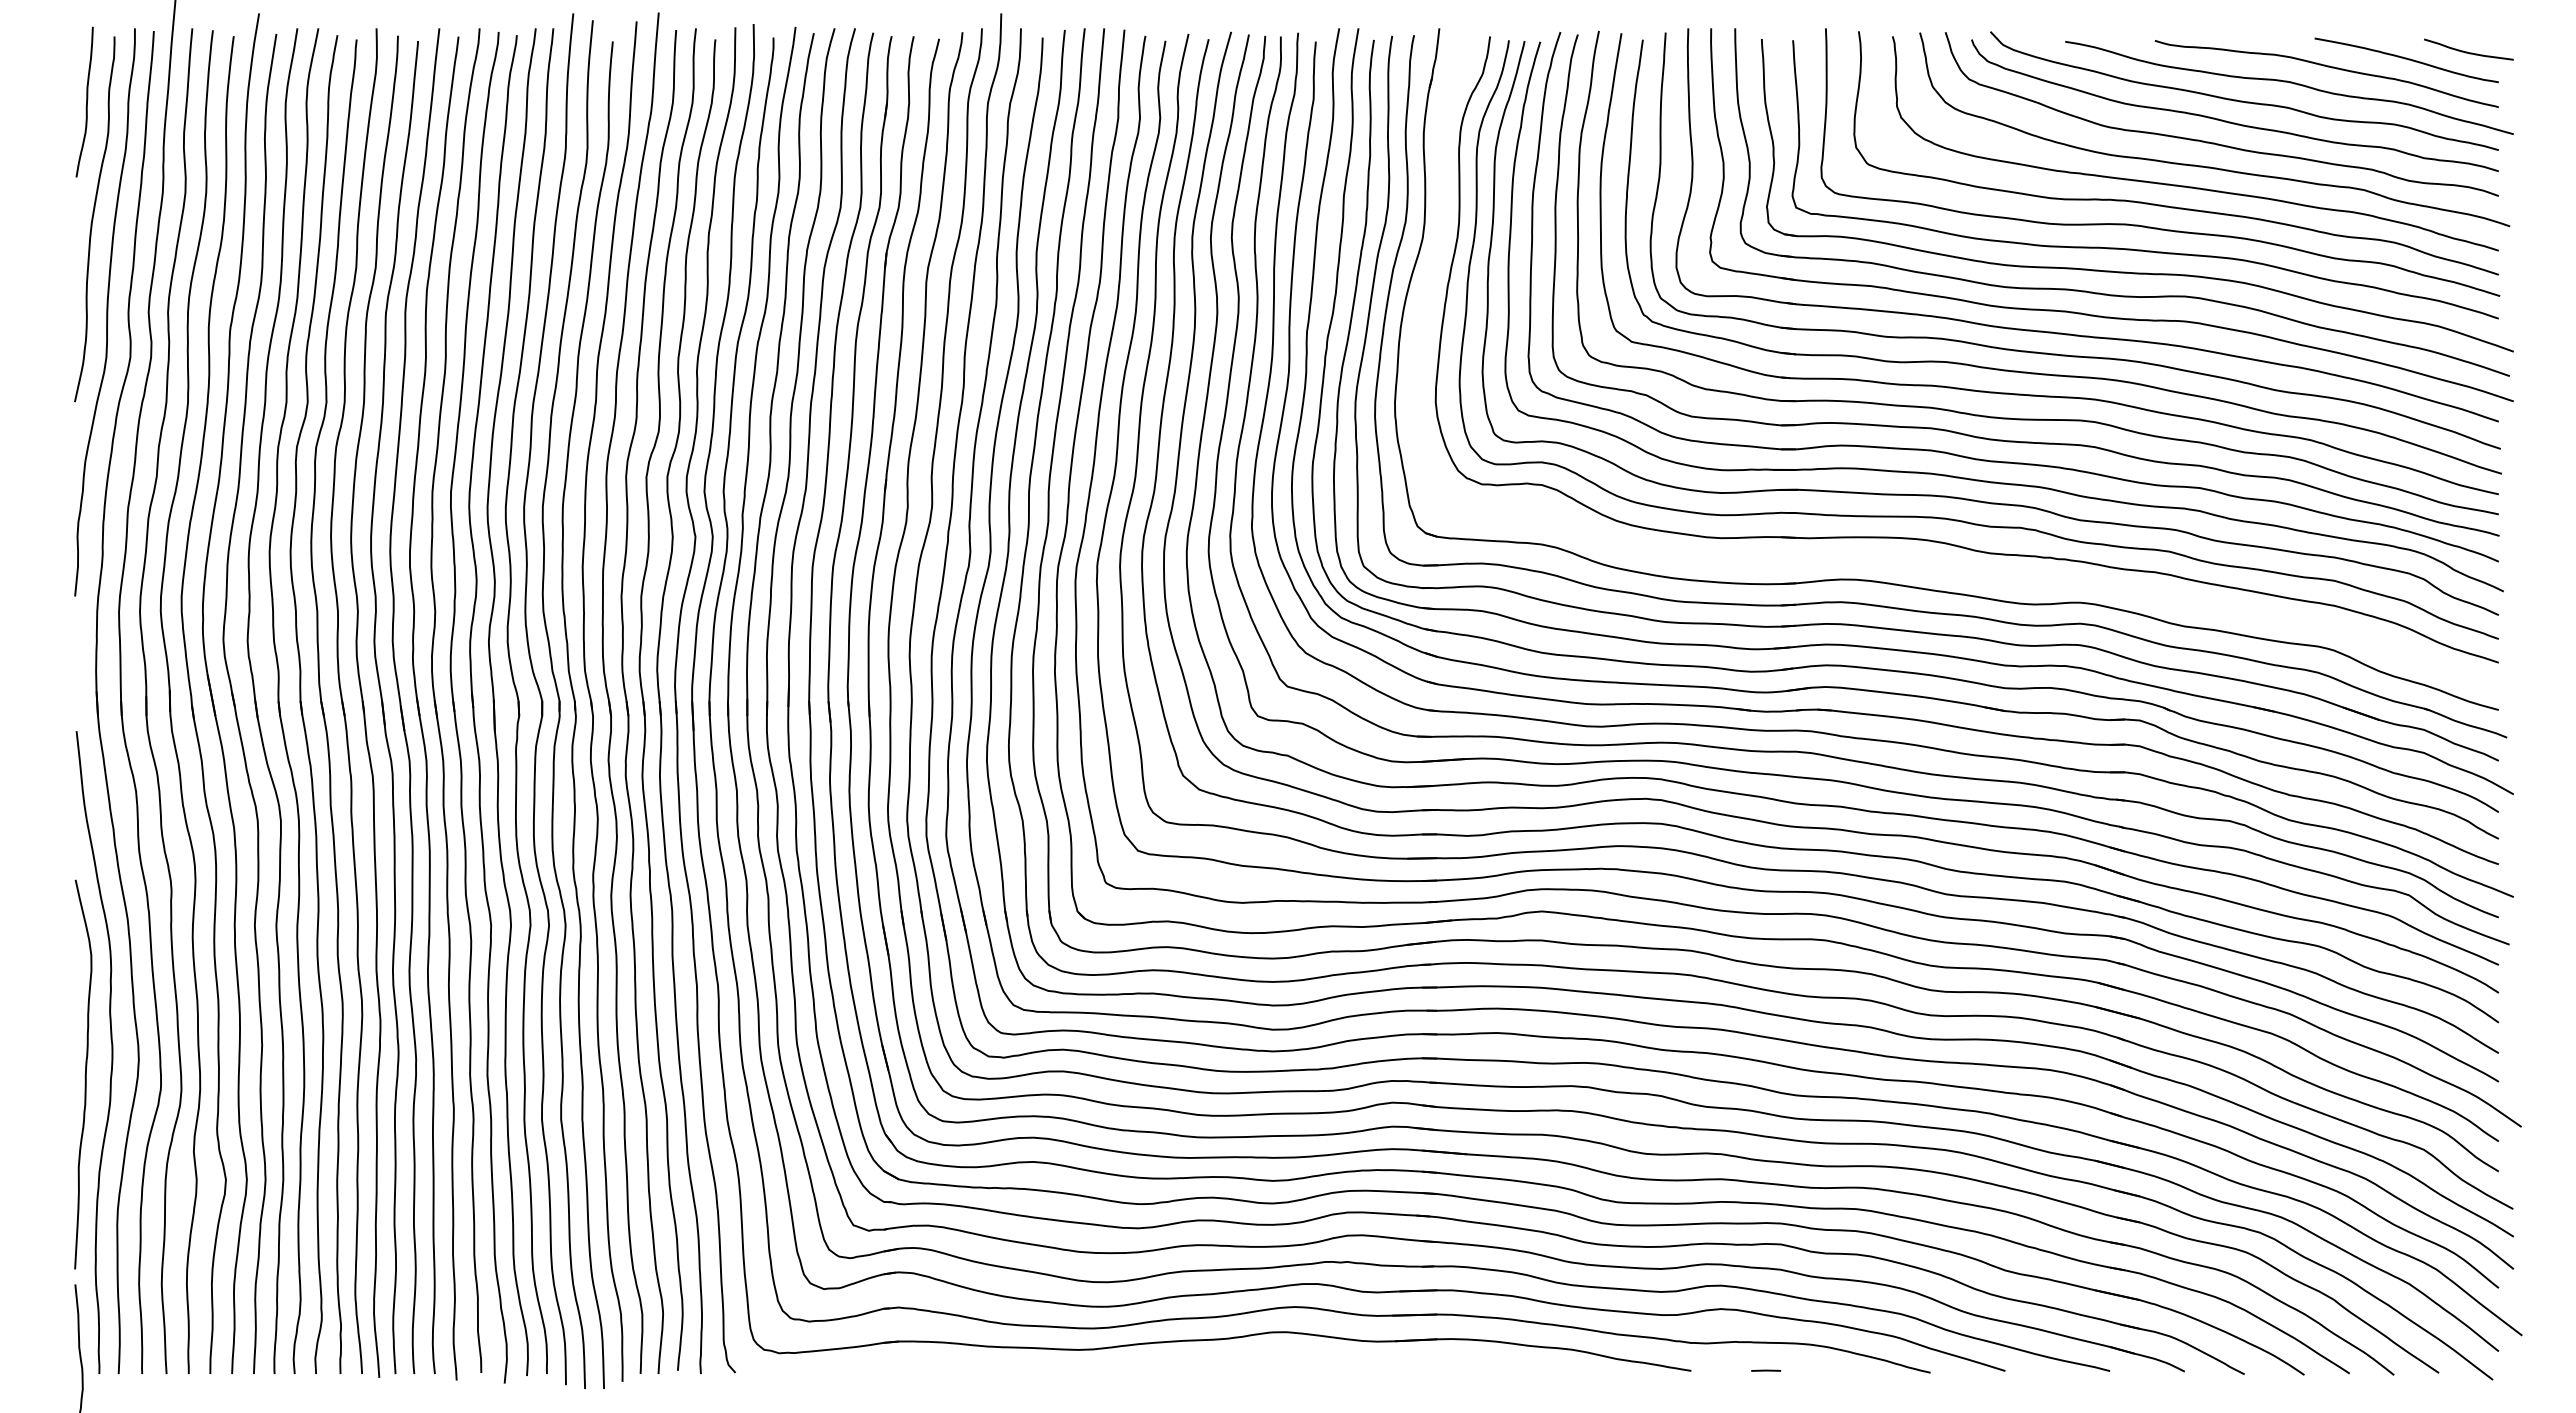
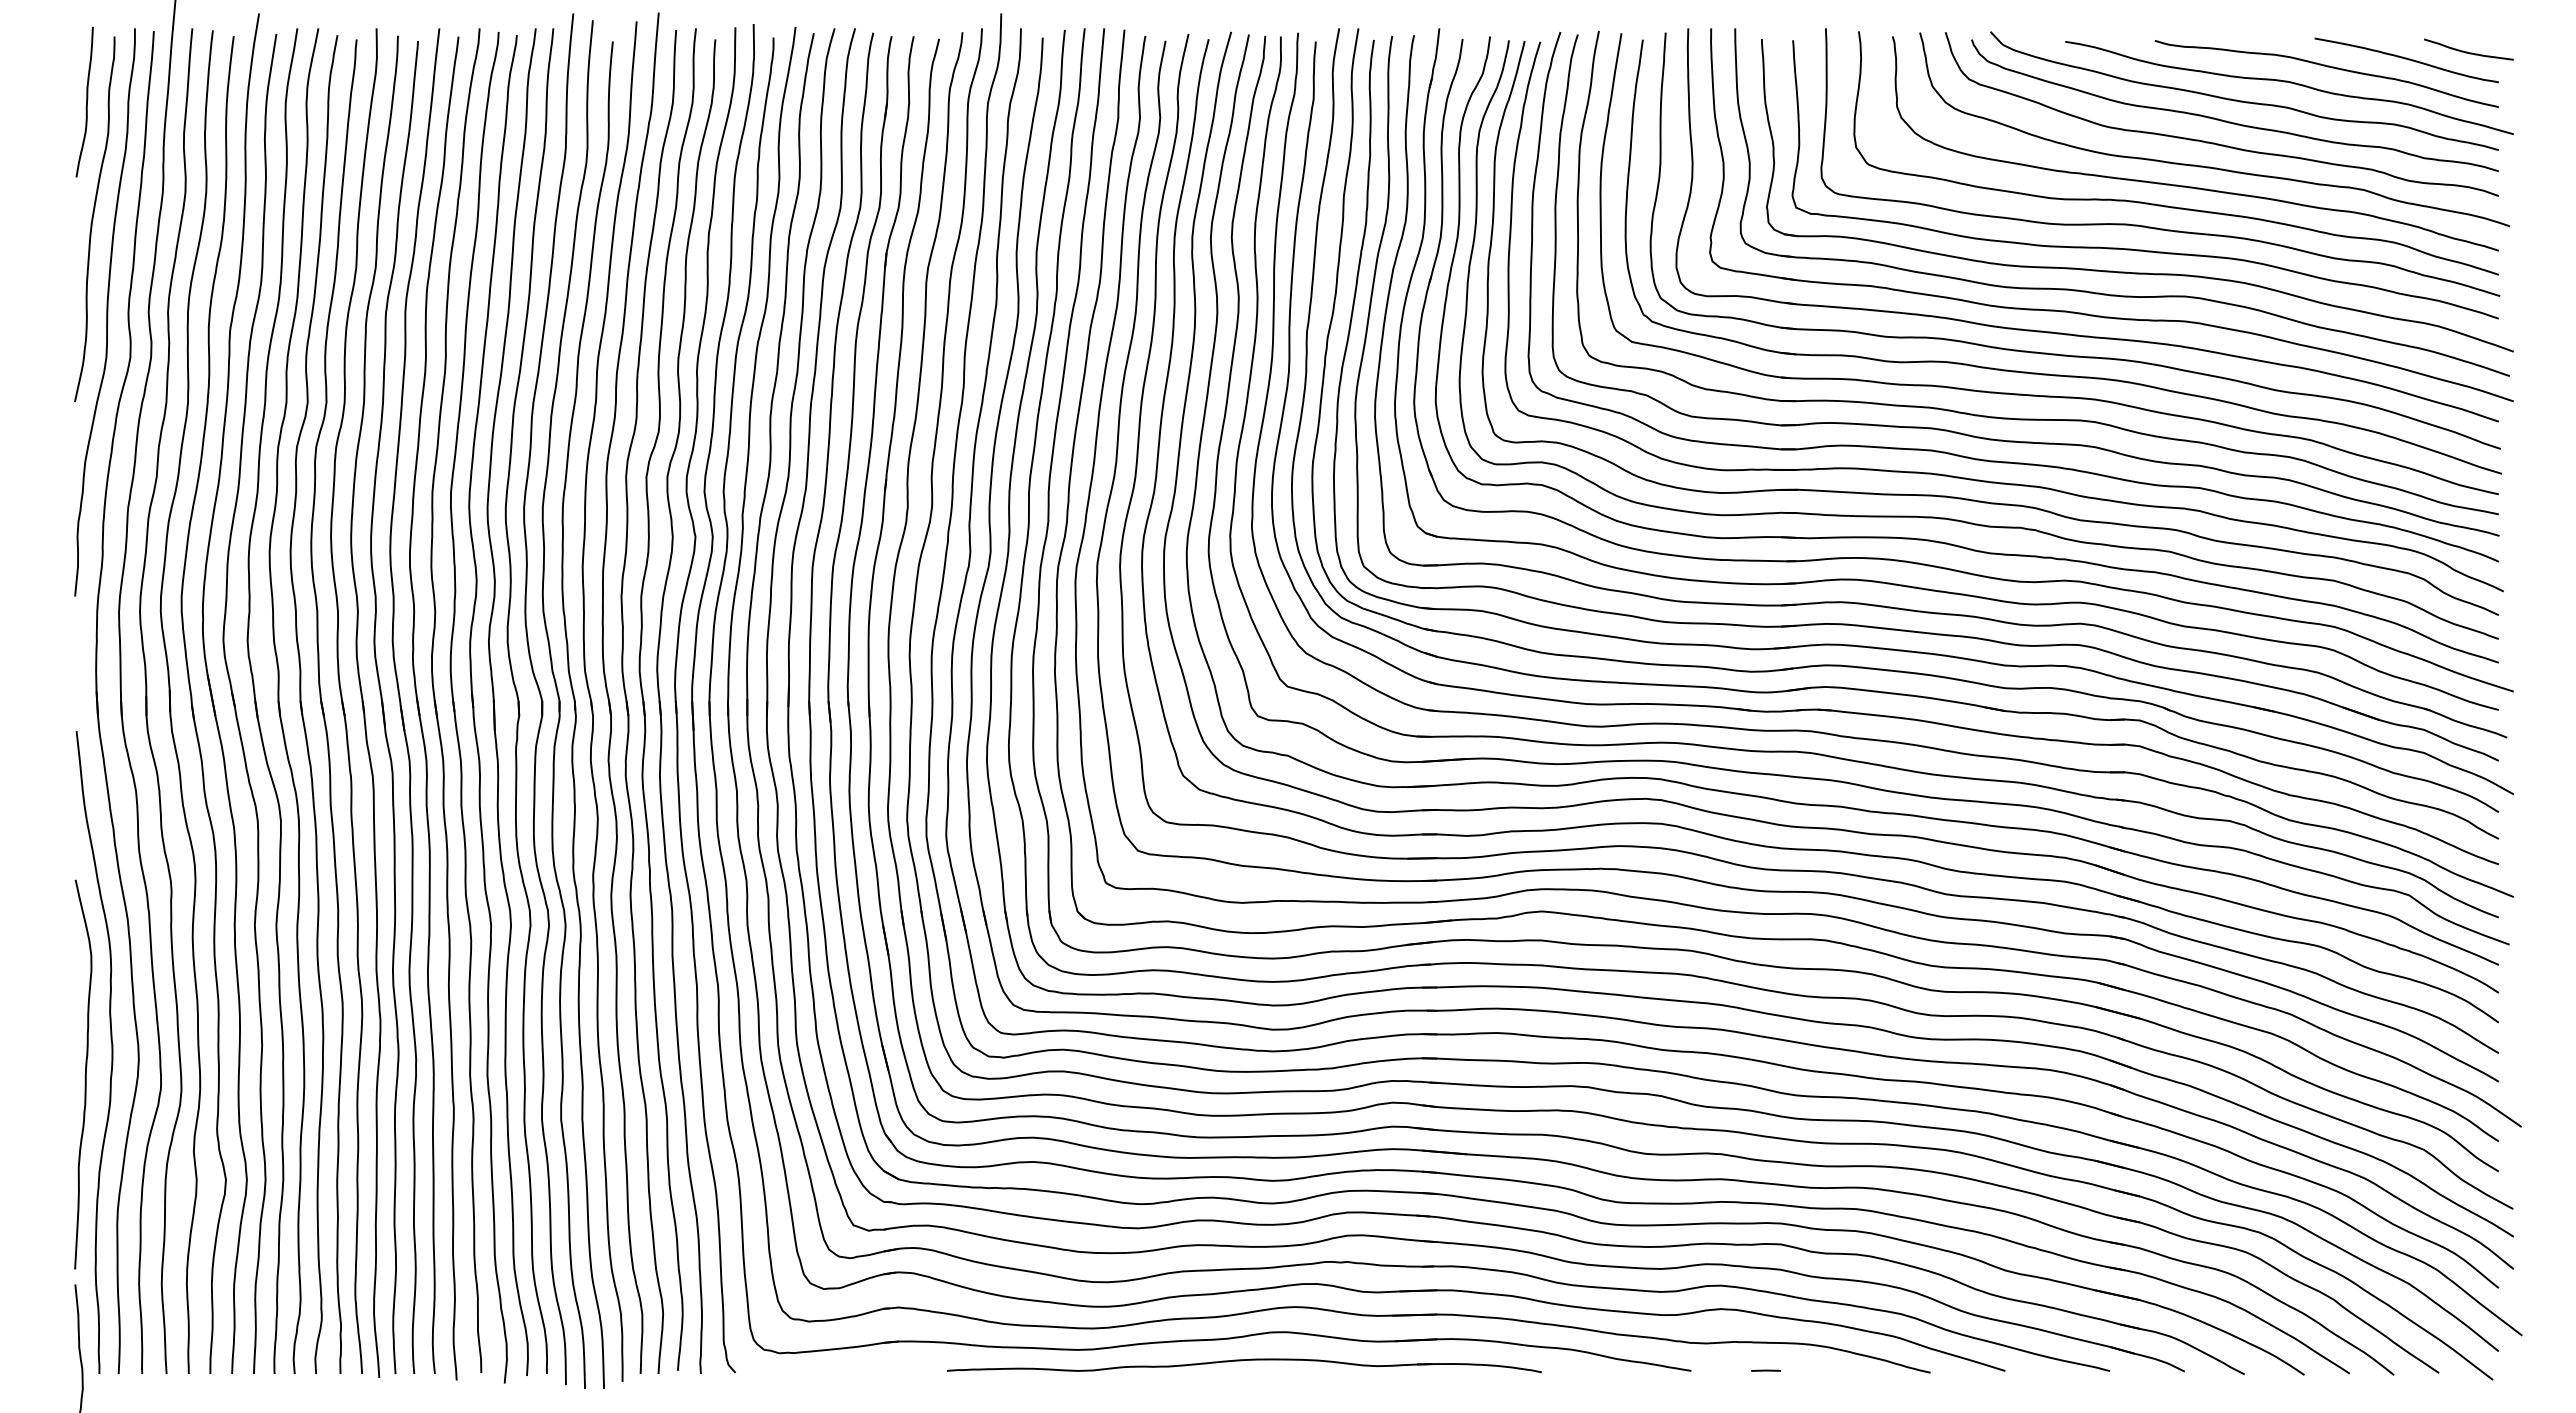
part: none -> present (1925, 563)
part: none -> present (1244, 1365)
